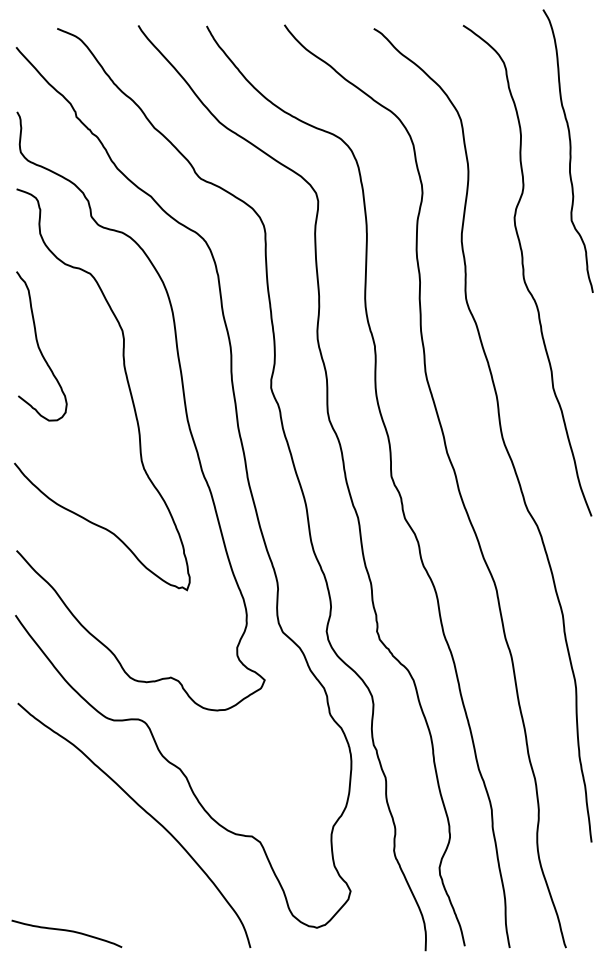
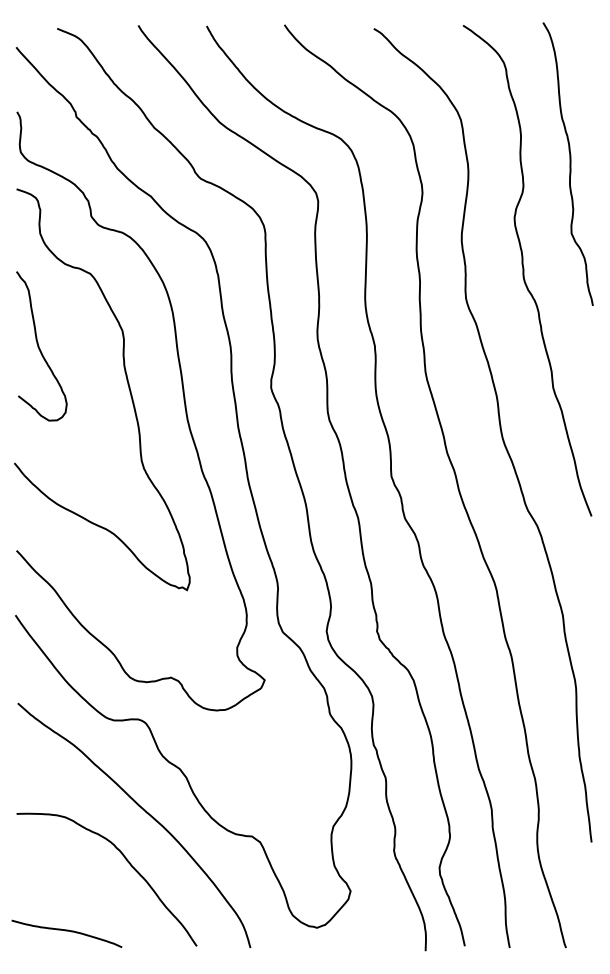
curve position: (569, 150) -> (569, 163) (569, 163)
curve: none -> present (127, 862)
